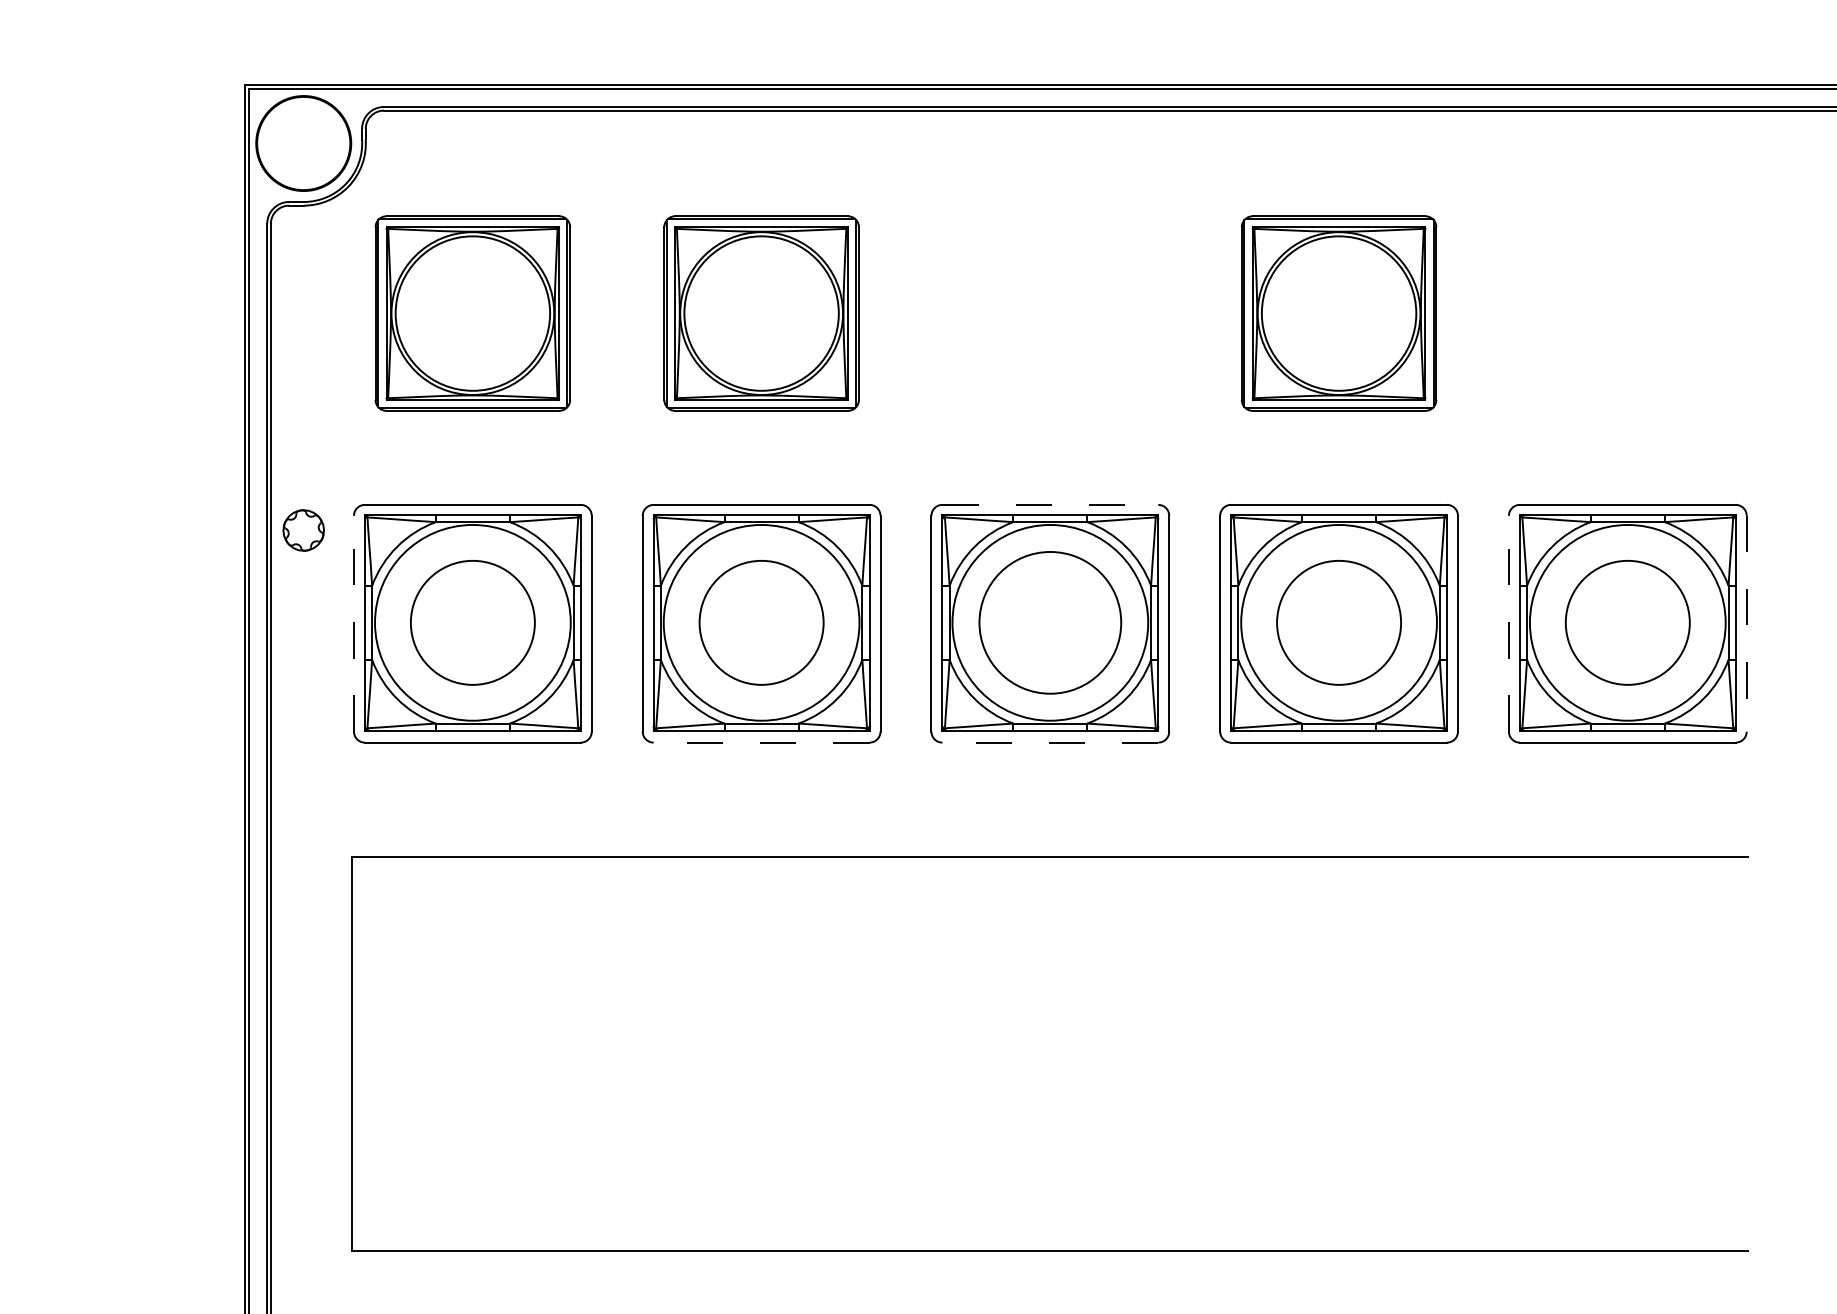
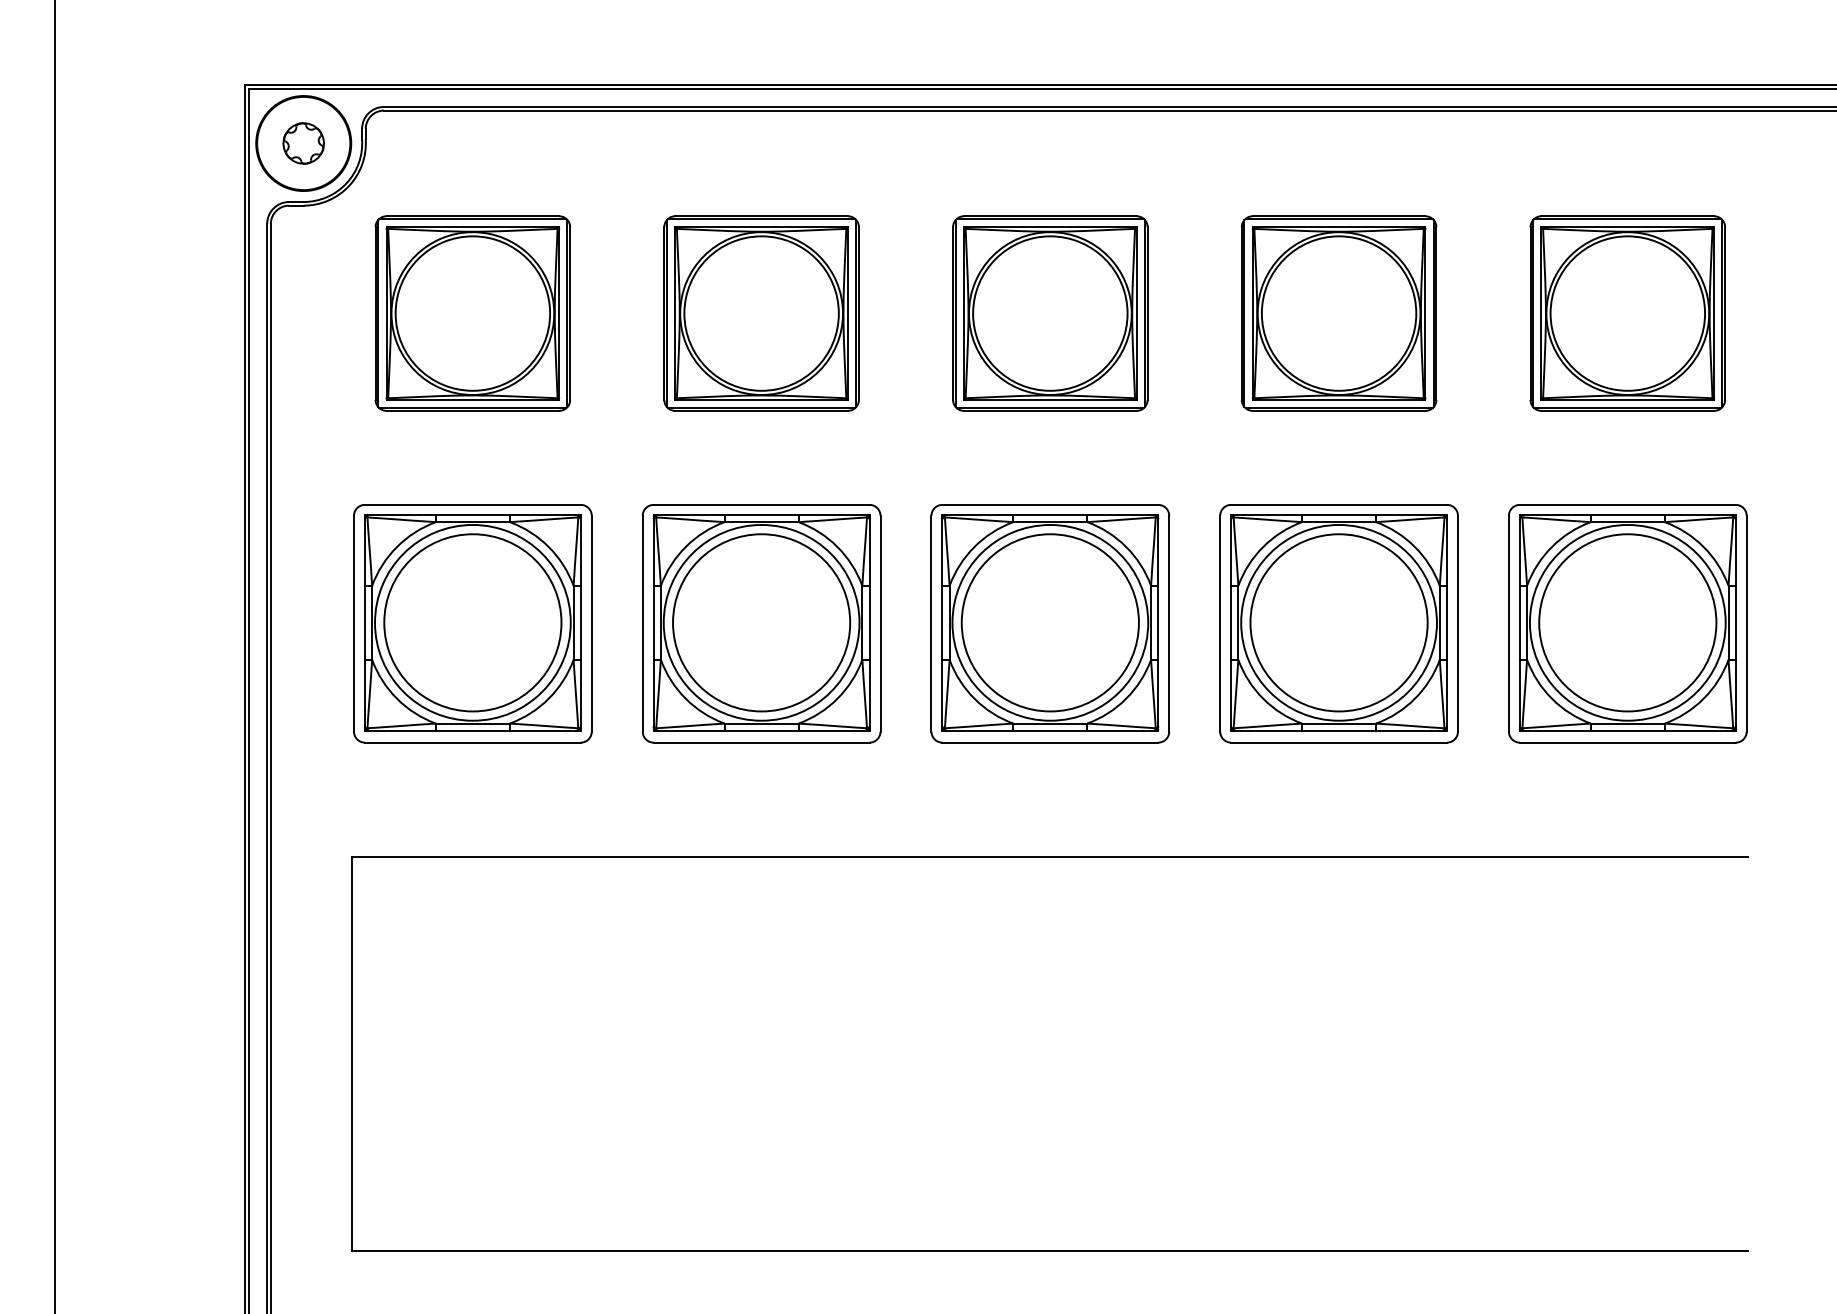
part: none -> present (1050, 313)
part: none -> present (1627, 313)
line: dashed -> solid (1050, 504)
part position: (303, 530) -> (303, 143) (303, 143)
circle diameter: 124 px -> 177 px (472, 622)
circle diameter: 124 px -> 177 px (761, 622)
circle diameter: 142 px -> 177 px (1049, 622)
circle diameter: 124 px -> 177 px (1338, 622)
circle diameter: 124 px -> 177 px (1627, 622)
line: dashed -> solid (354, 623)
line: dashed -> solid (1508, 623)
line: dashed -> solid (1746, 623)
line: none -> present (55, 656)
line: dashed -> solid (761, 742)
line: dashed -> solid (1050, 742)
